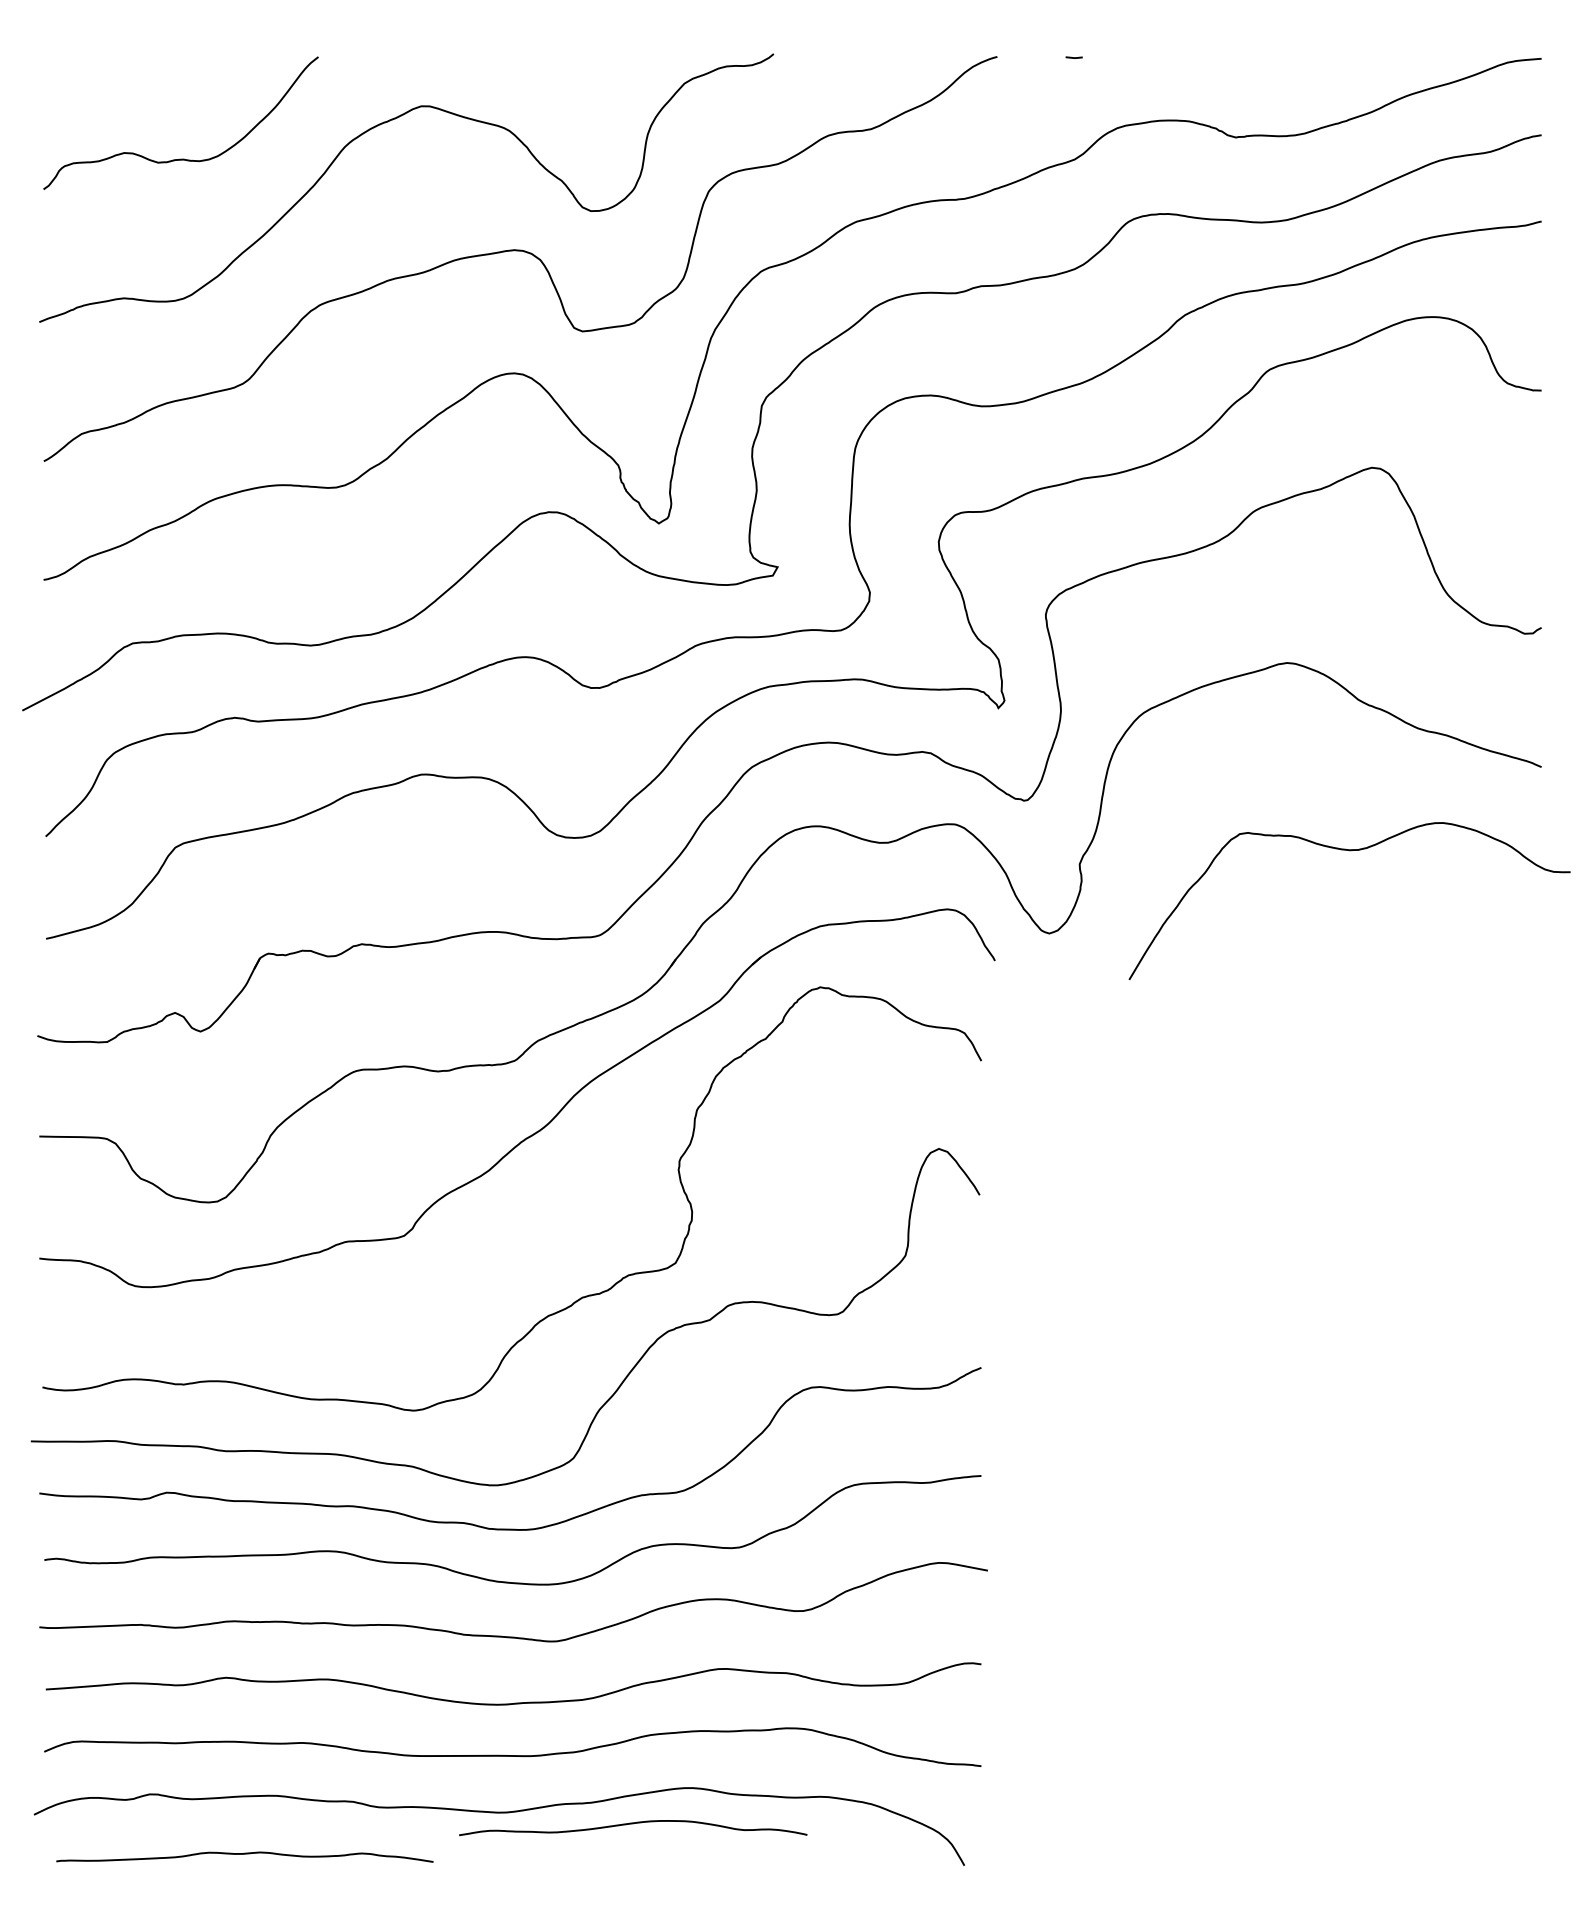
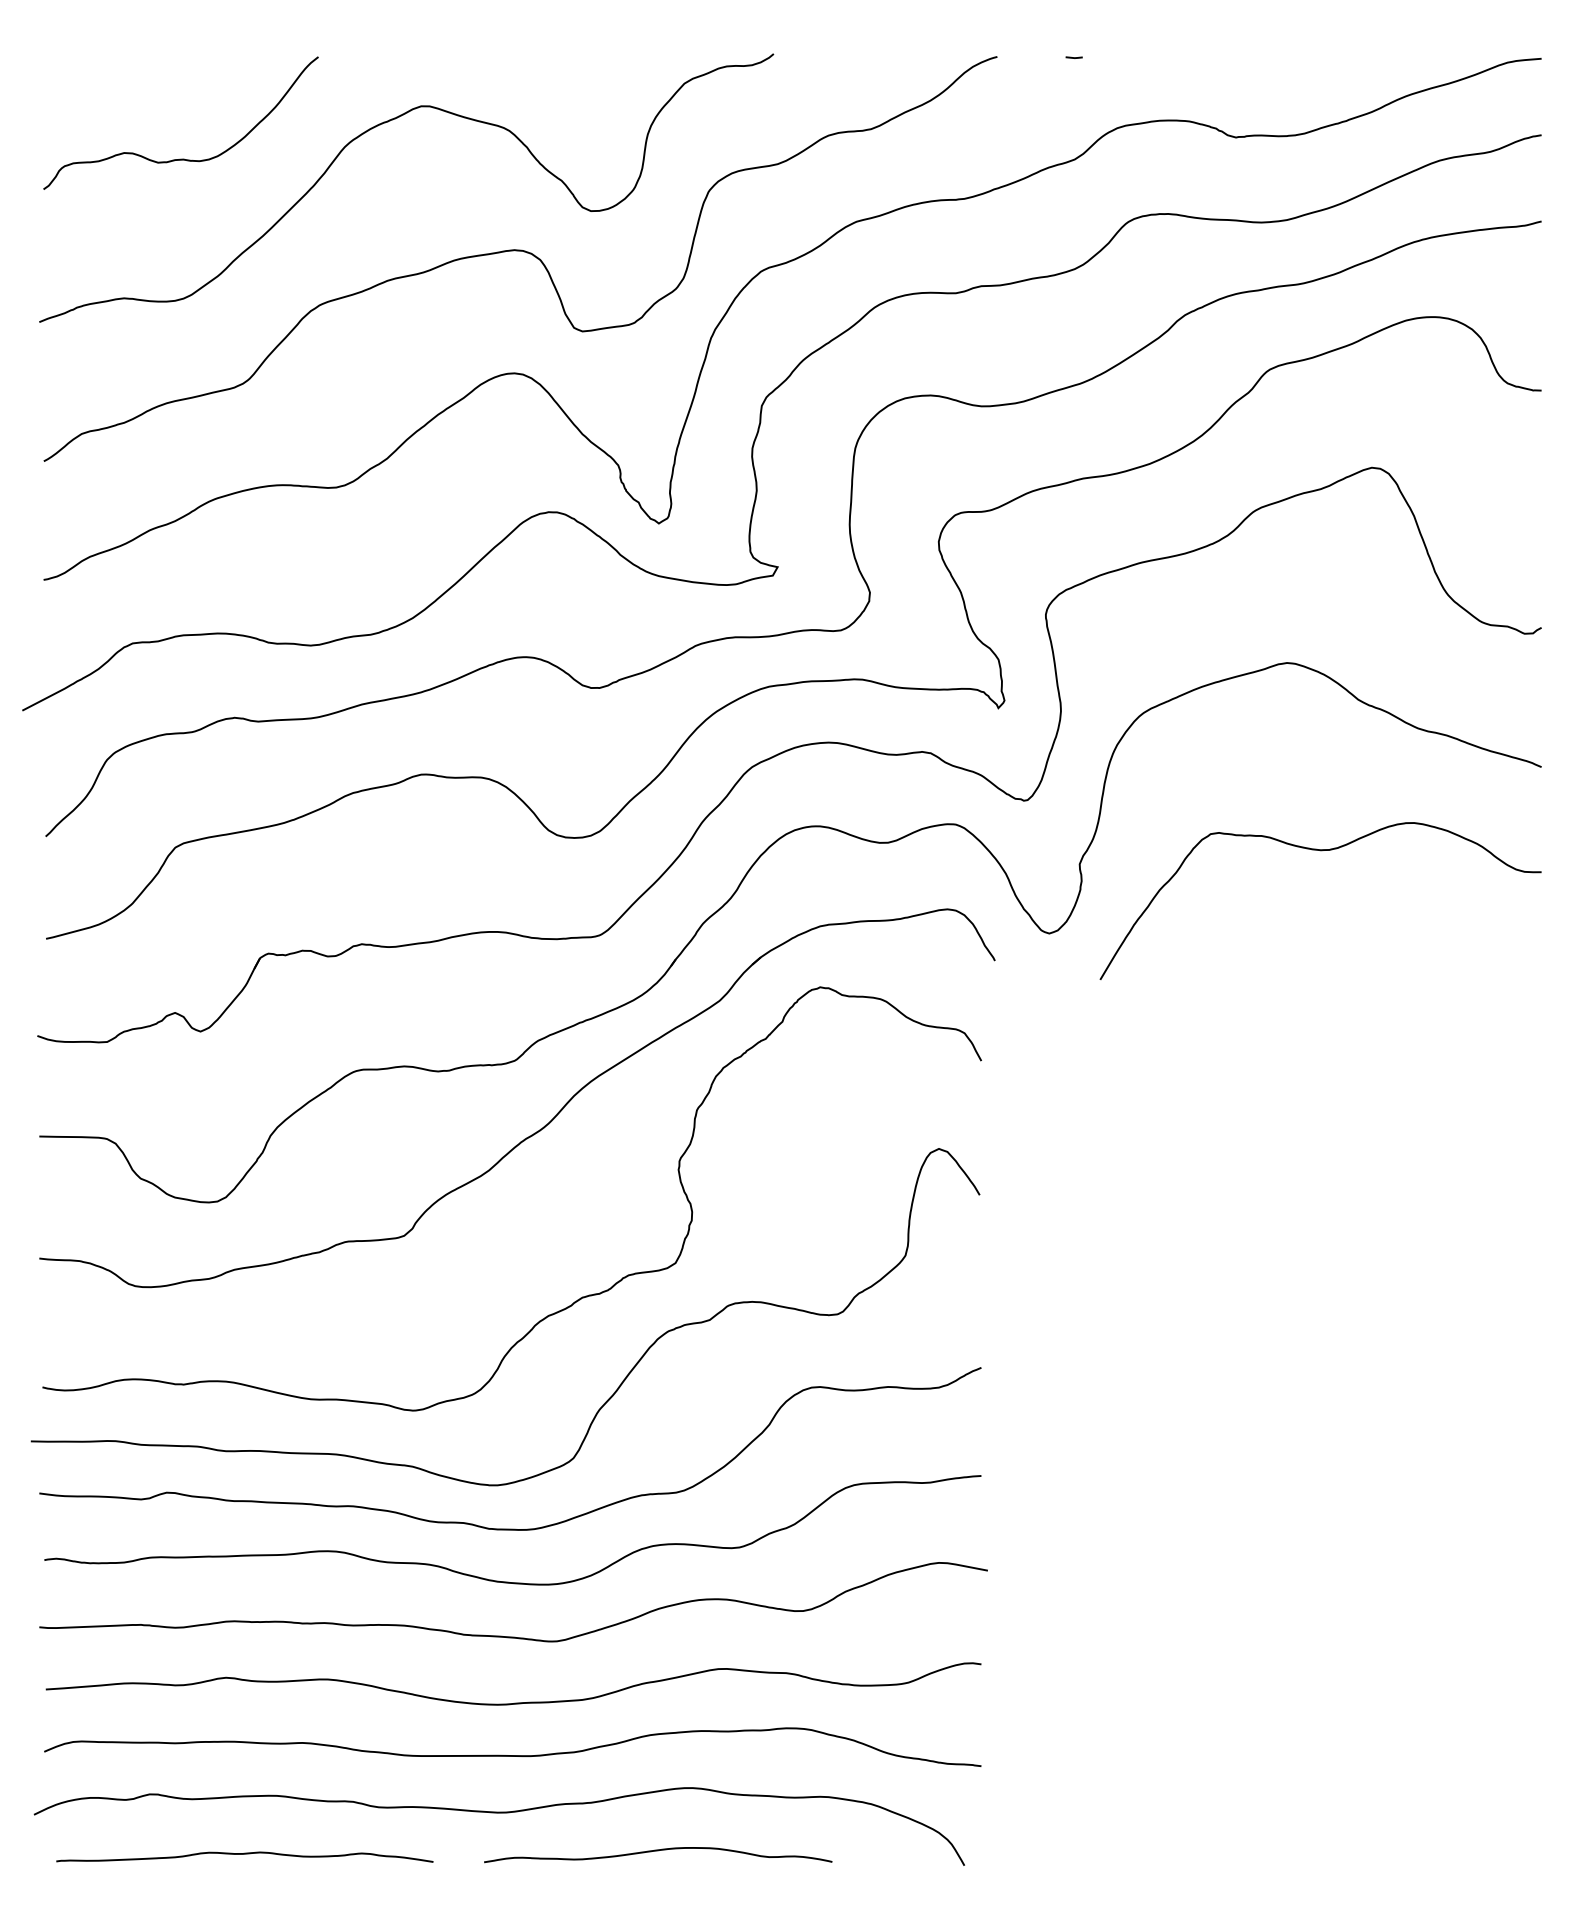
curve position: (1349, 851) -> (1320, 851) (1320, 851)
curve position: (633, 1824) -> (658, 1851) (658, 1851)
